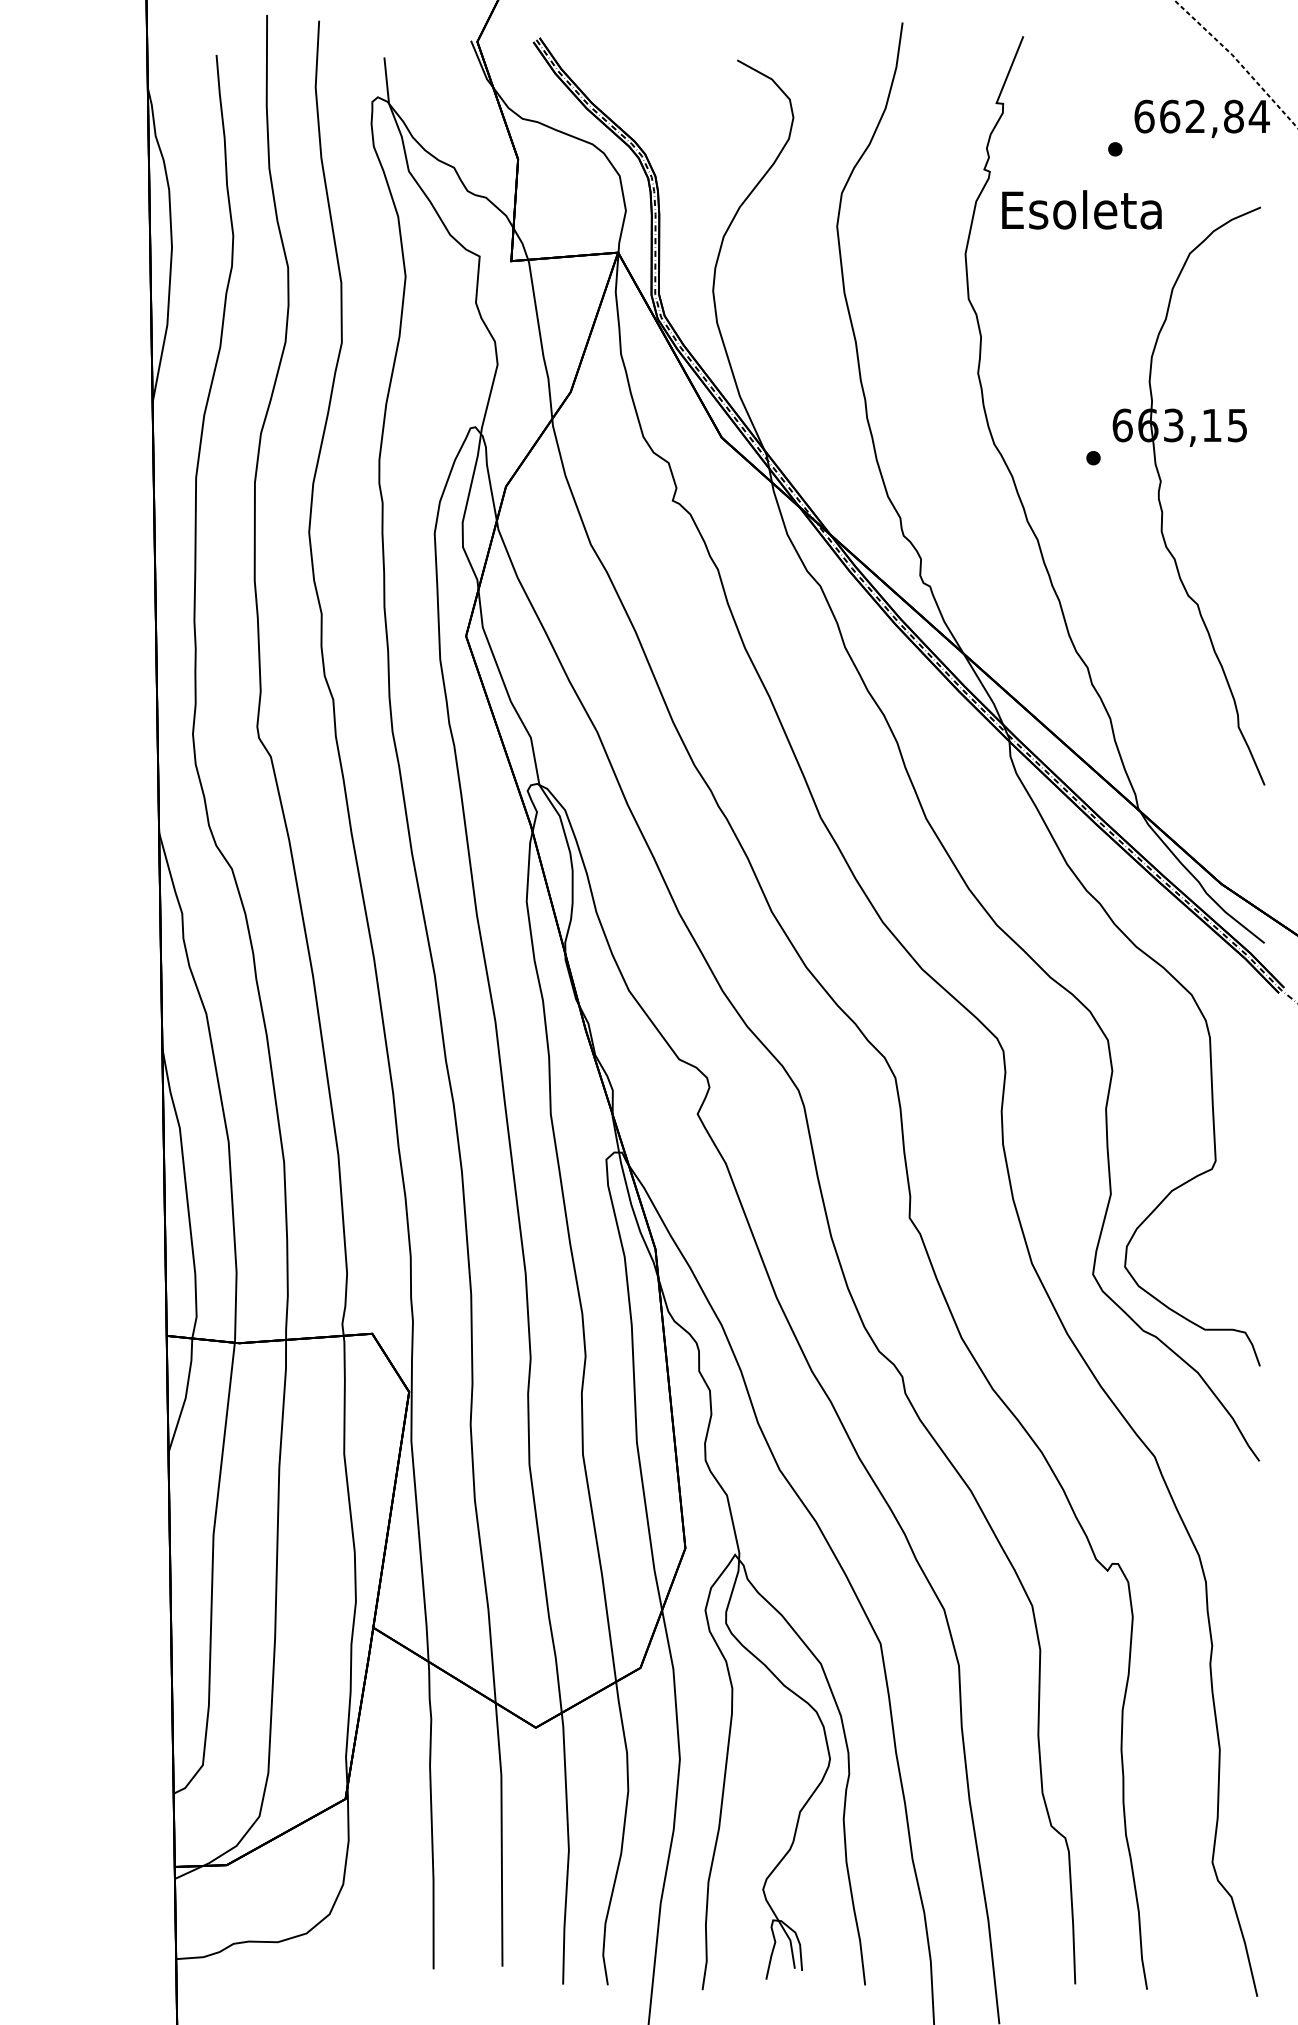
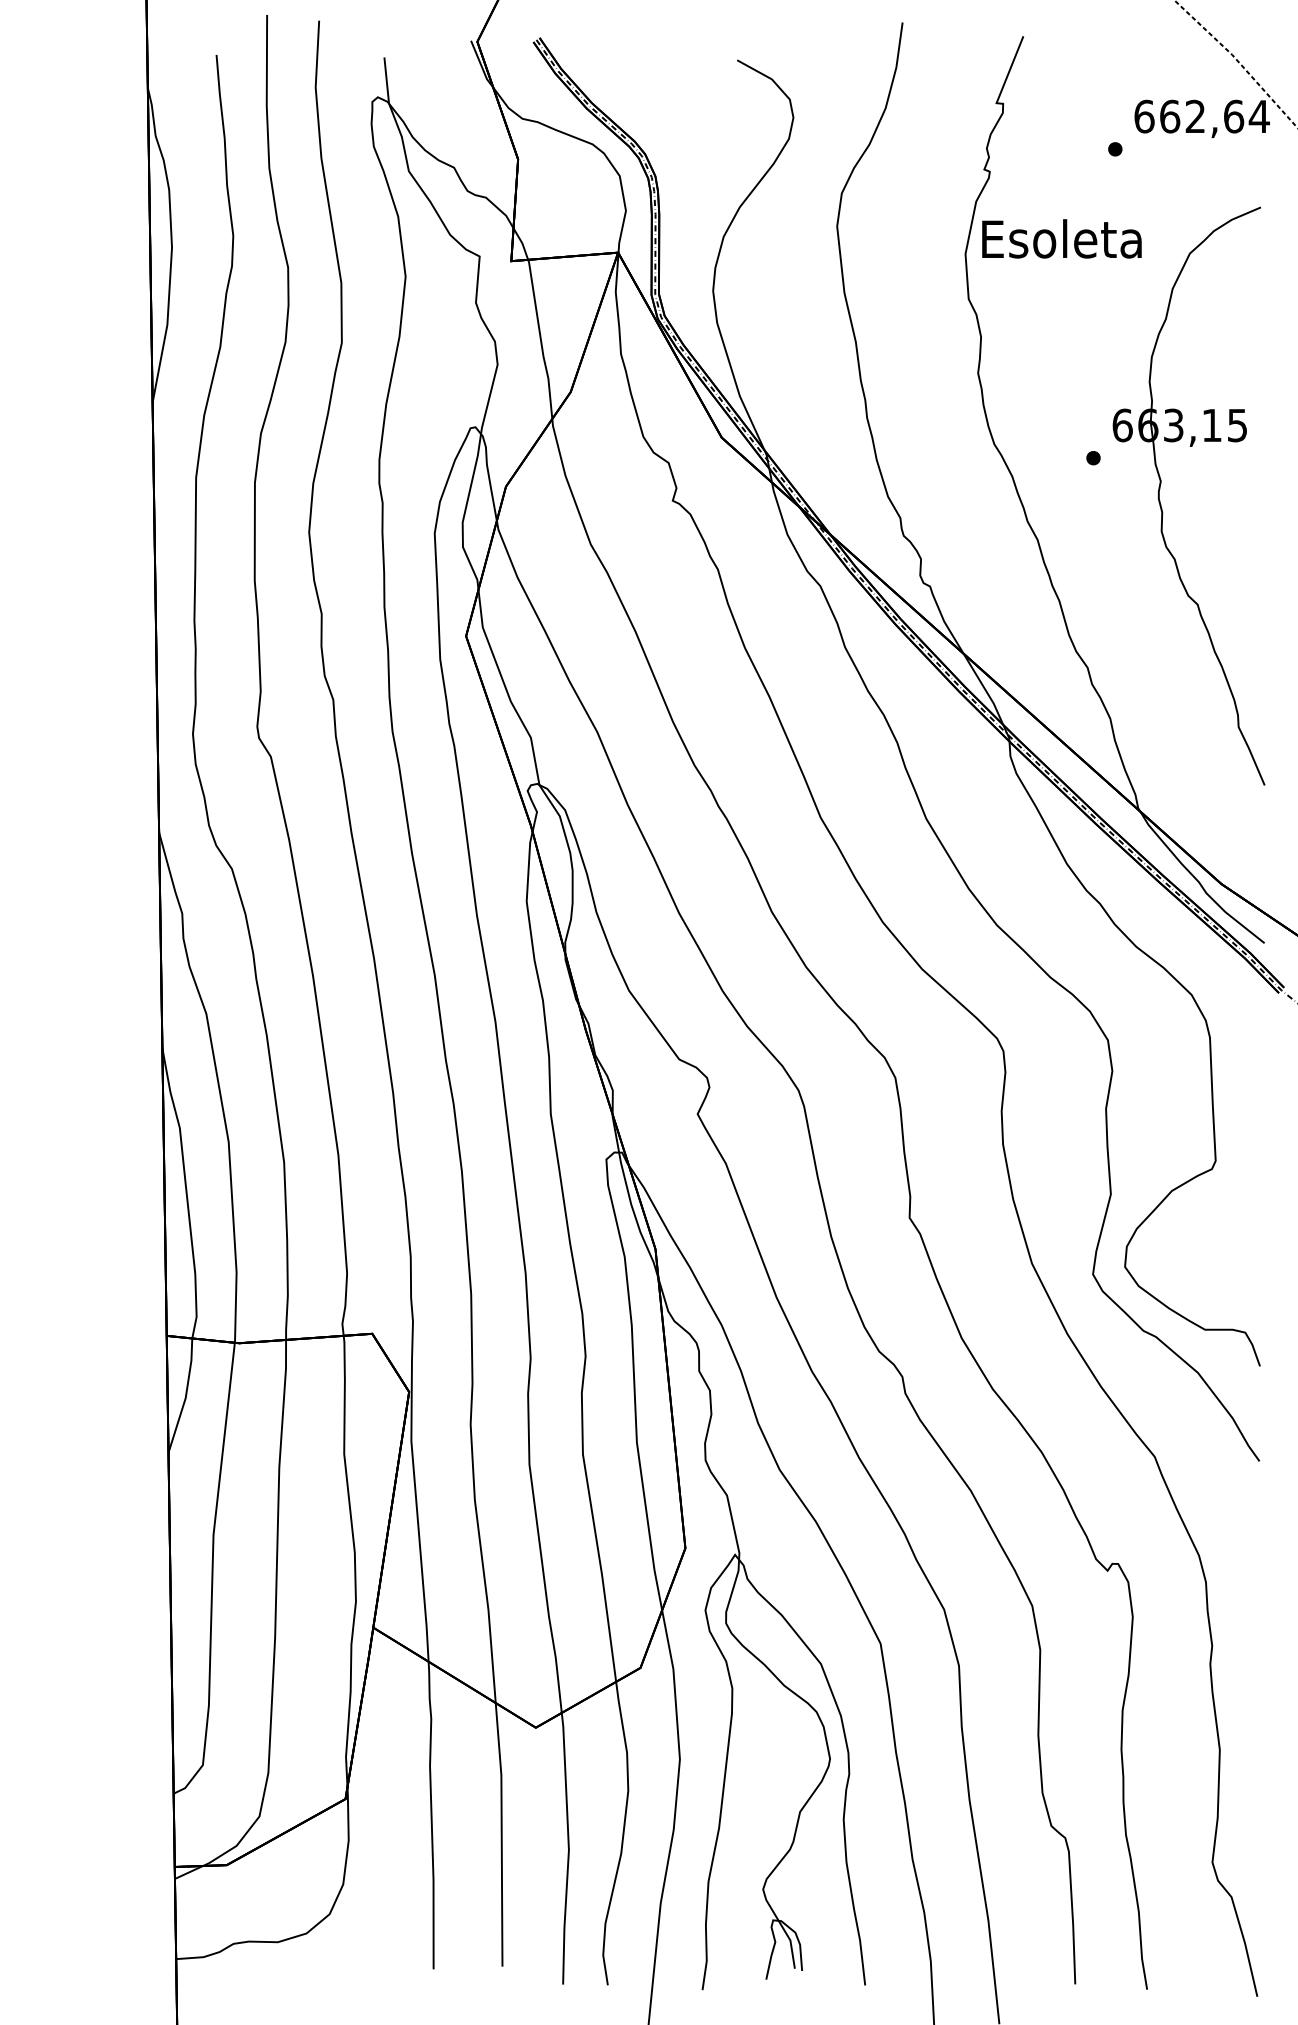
text: 662,84 -> 662,64 (1234, 116)
text position: (1081, 209) -> (1061, 238) (1061, 238)
